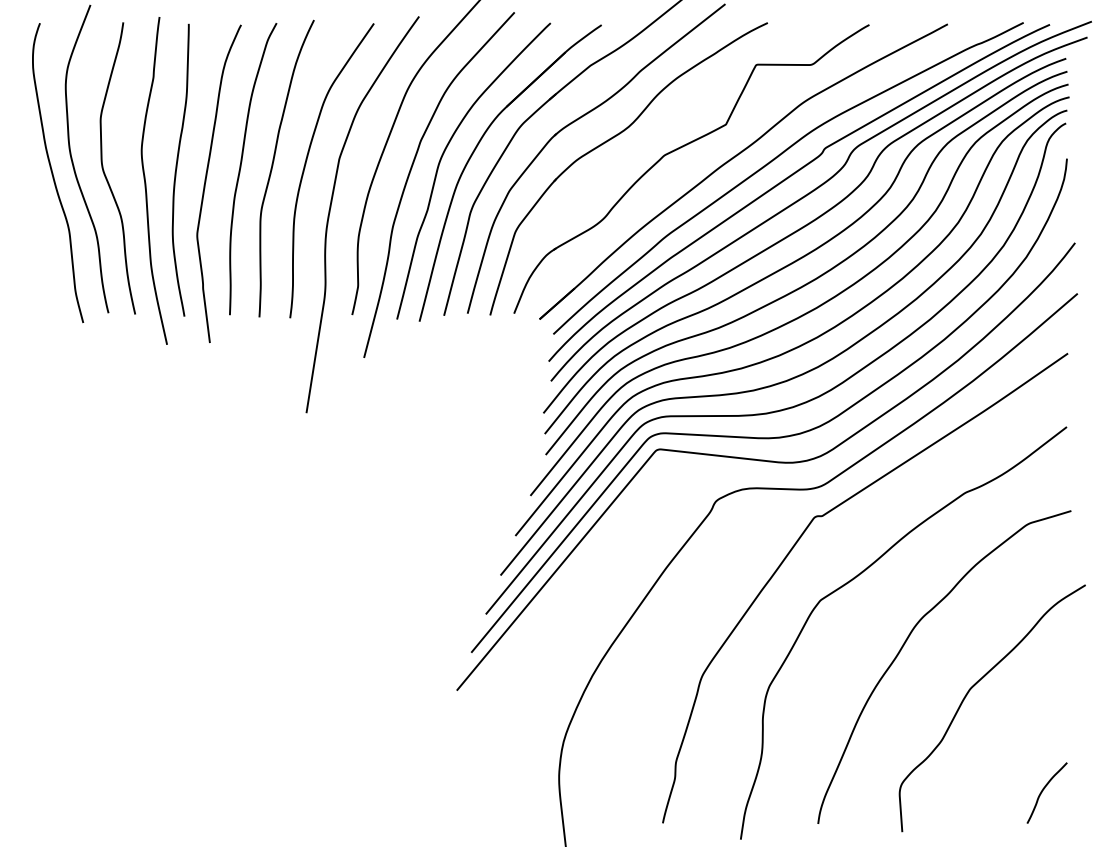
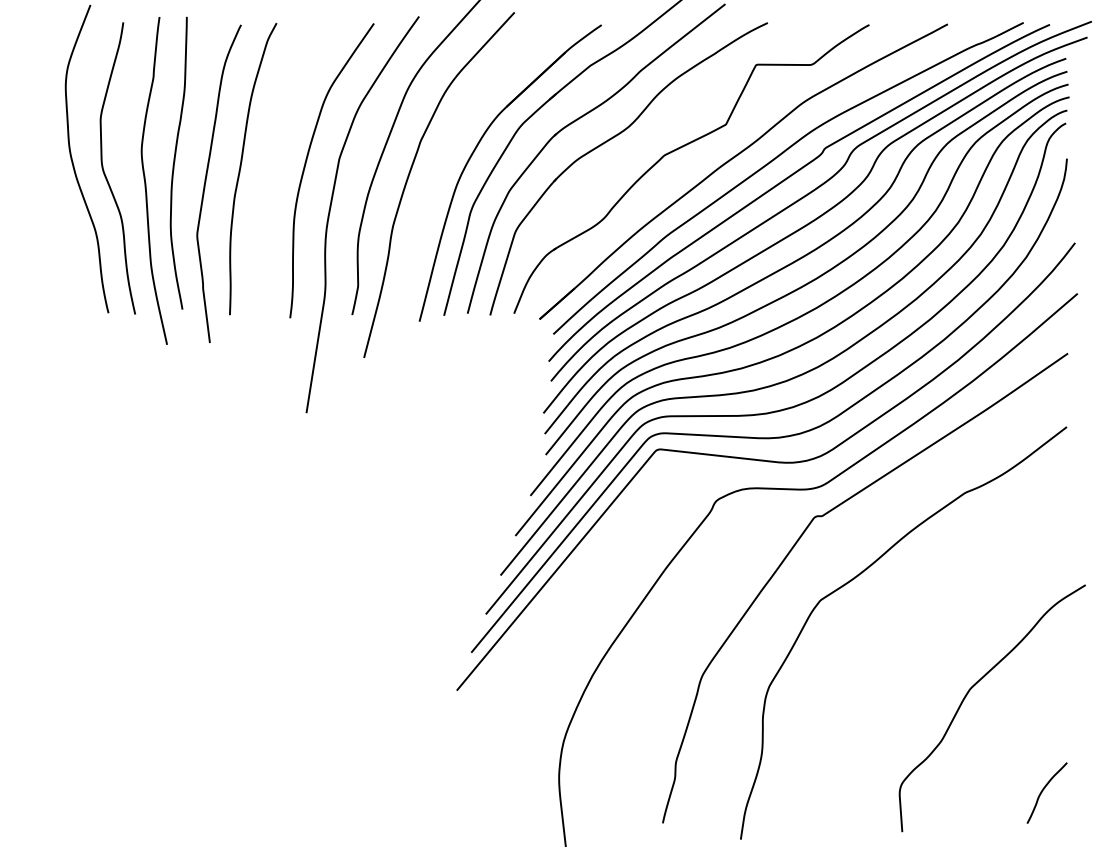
curve: present -> none (441, 160)
curve: present -> none (273, 166)
curve position: (177, 168) -> (175, 161) (175, 161)
curve: present -> none (53, 173)
curve: present -> none (906, 642)
